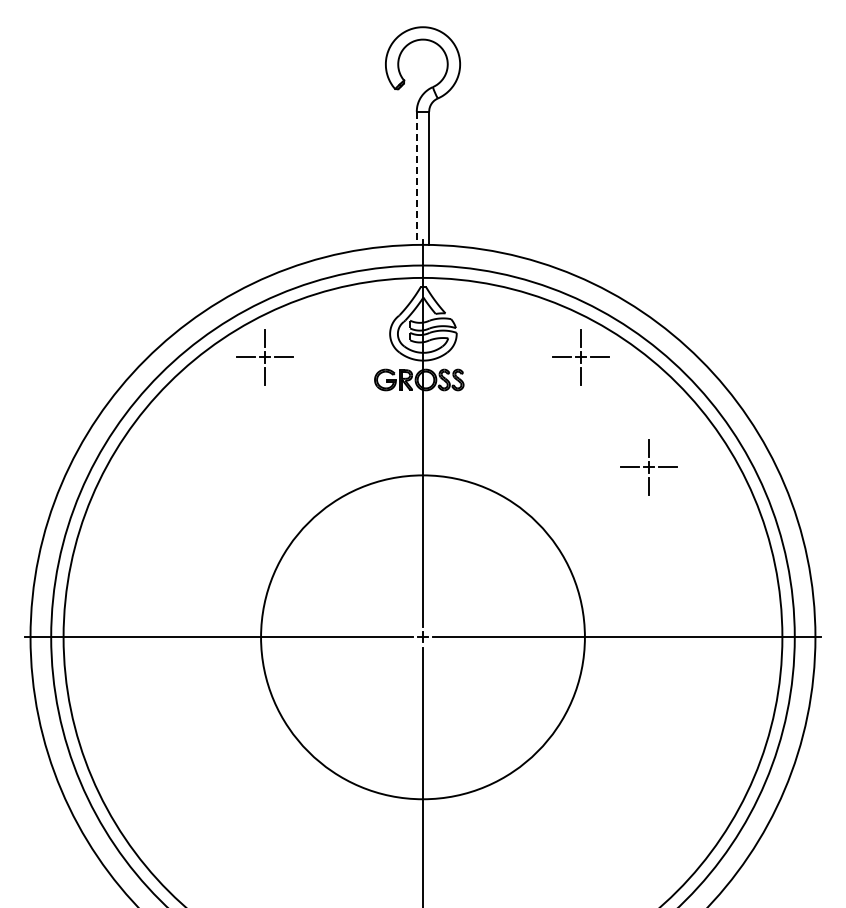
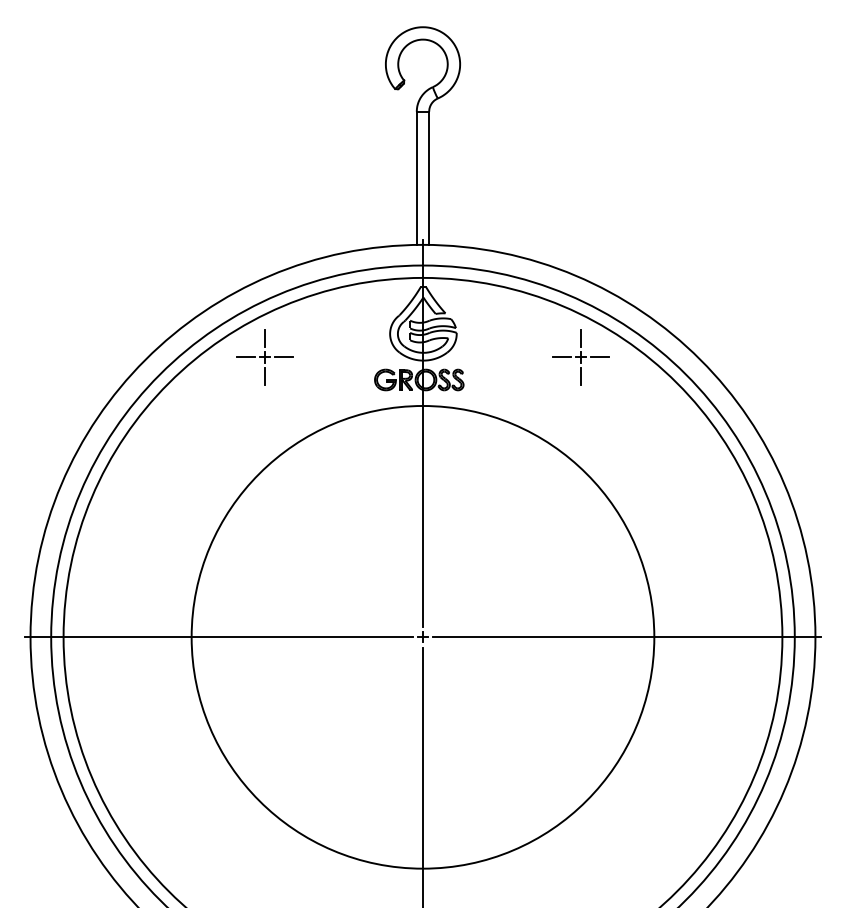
line: dashed -> solid (416, 178)
part: present -> none (648, 467)
circle diameter: 324 px -> 463 px (422, 636)
